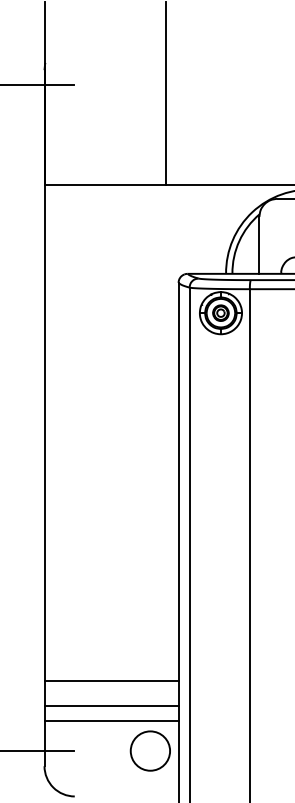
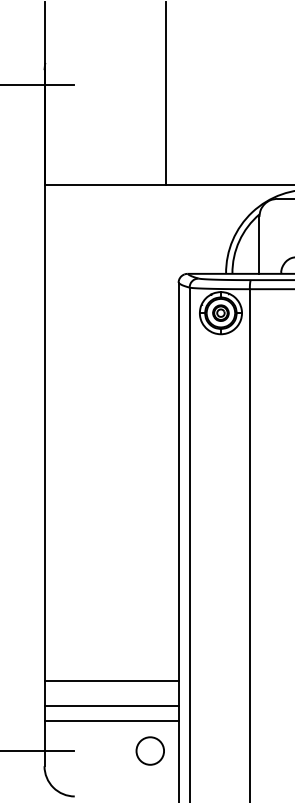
circle size: 42x42 px -> 30x30 px (149, 750)
